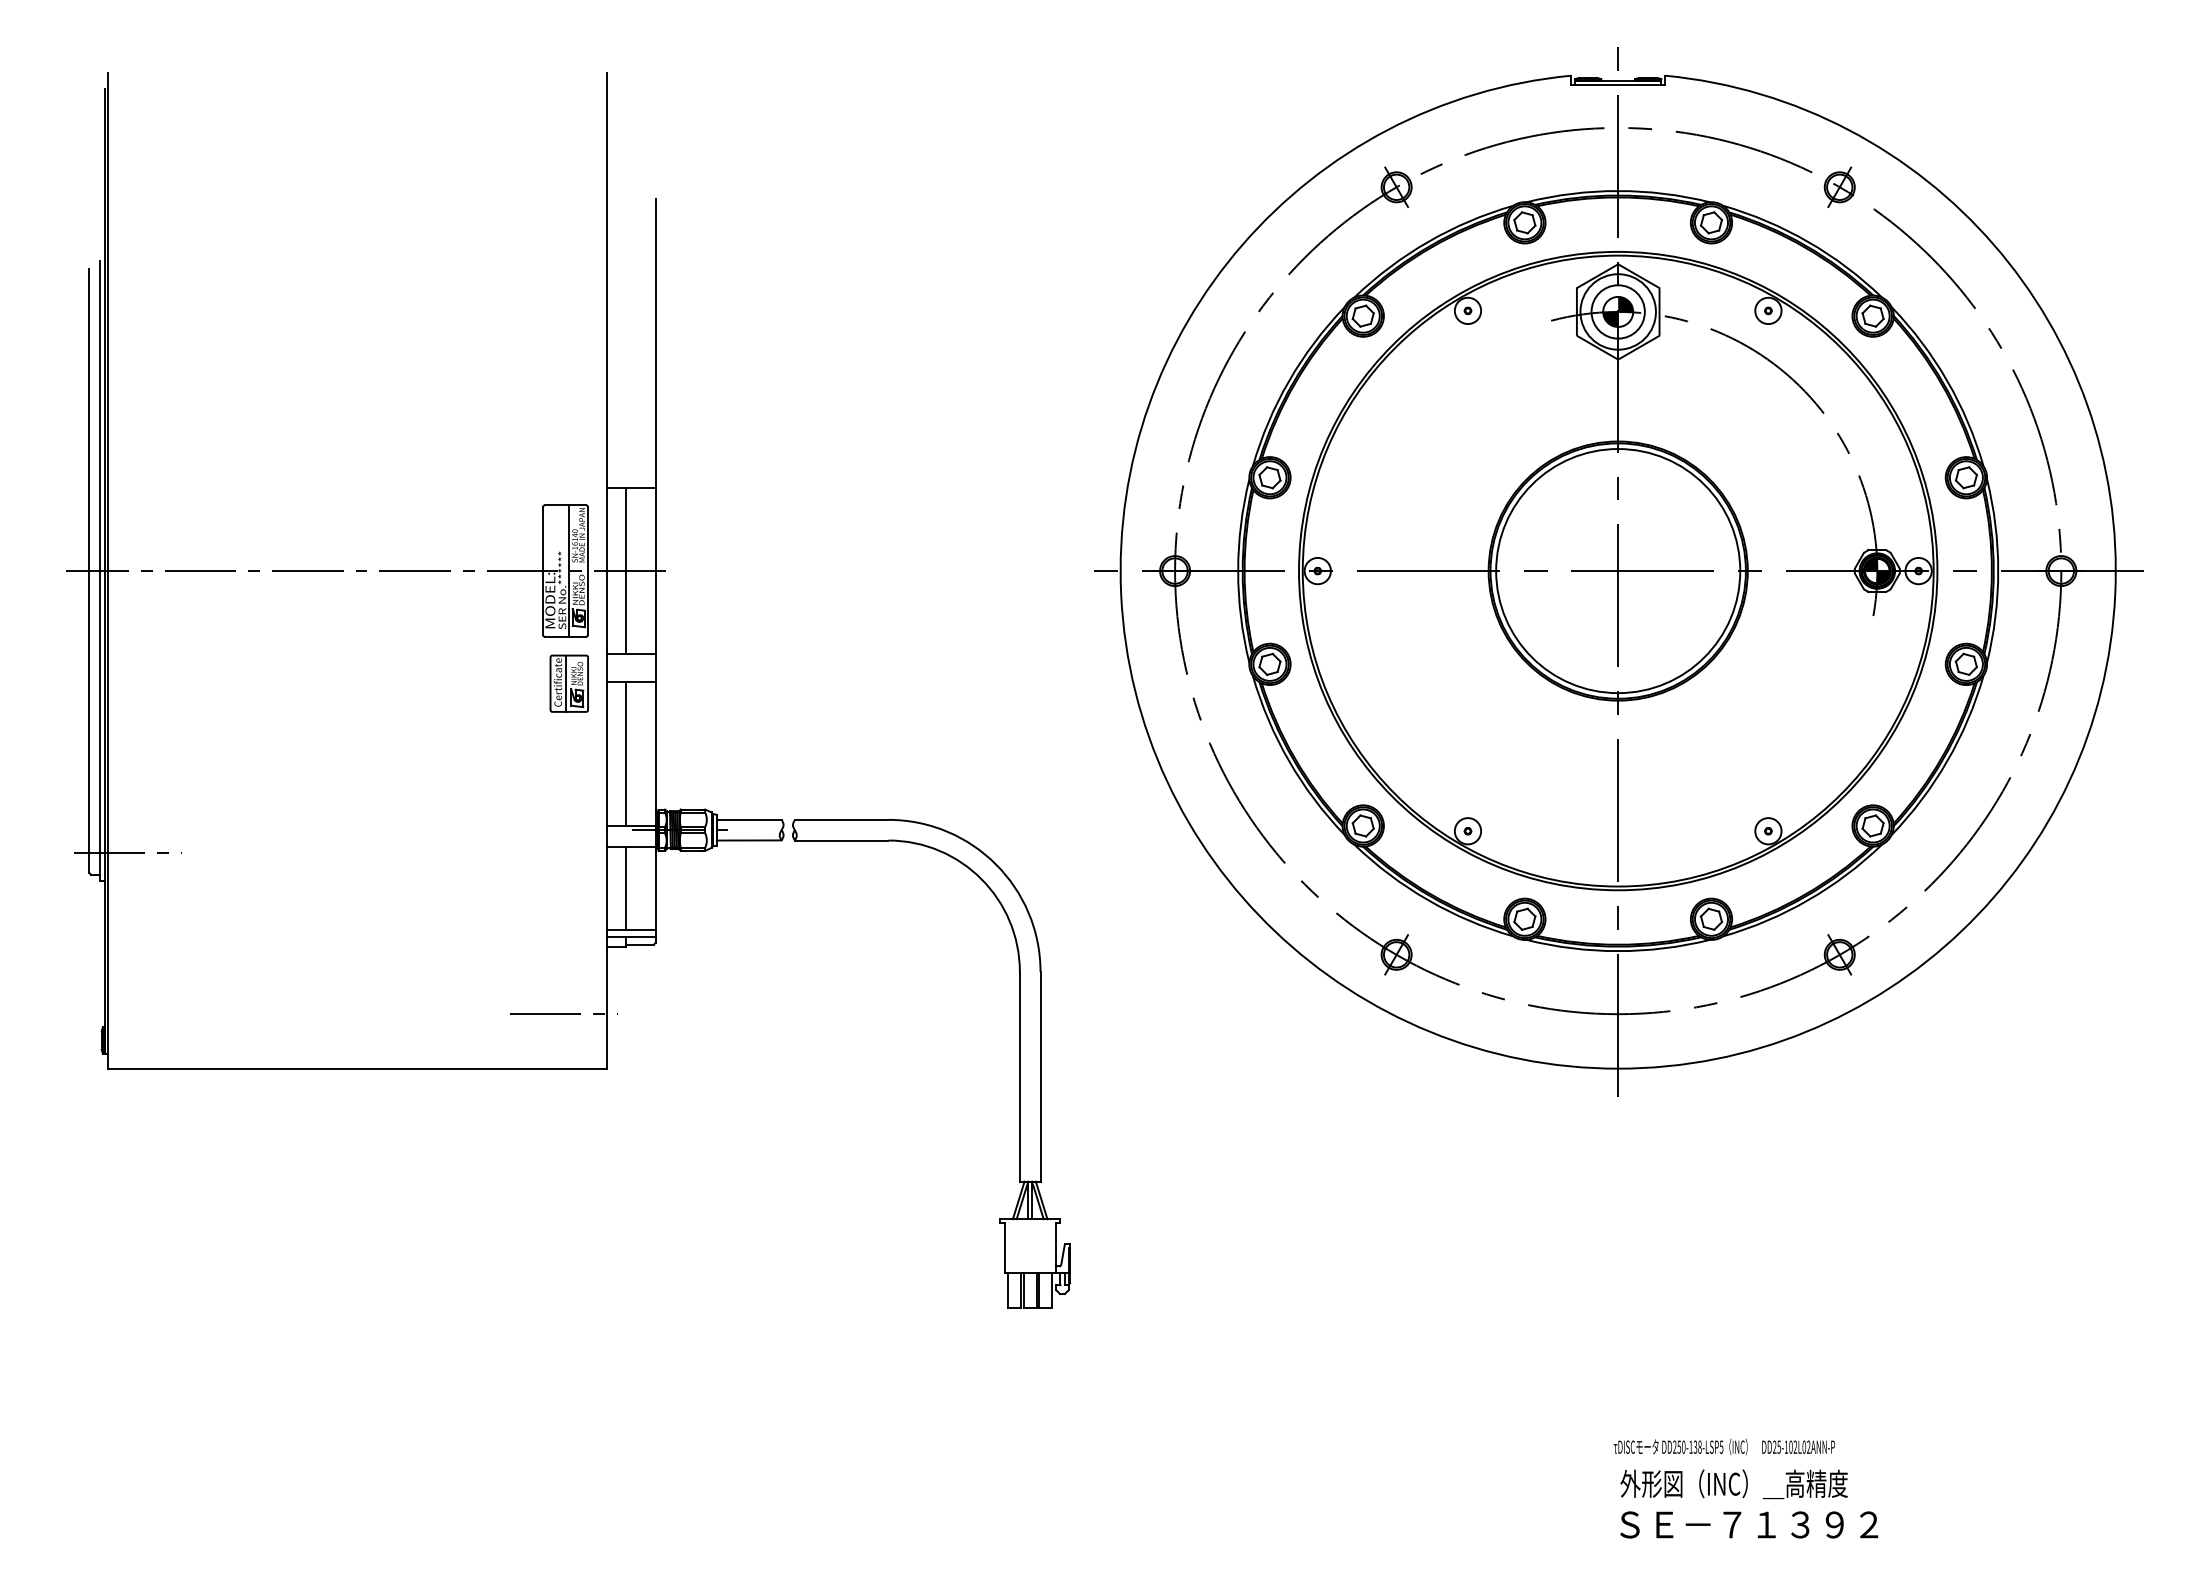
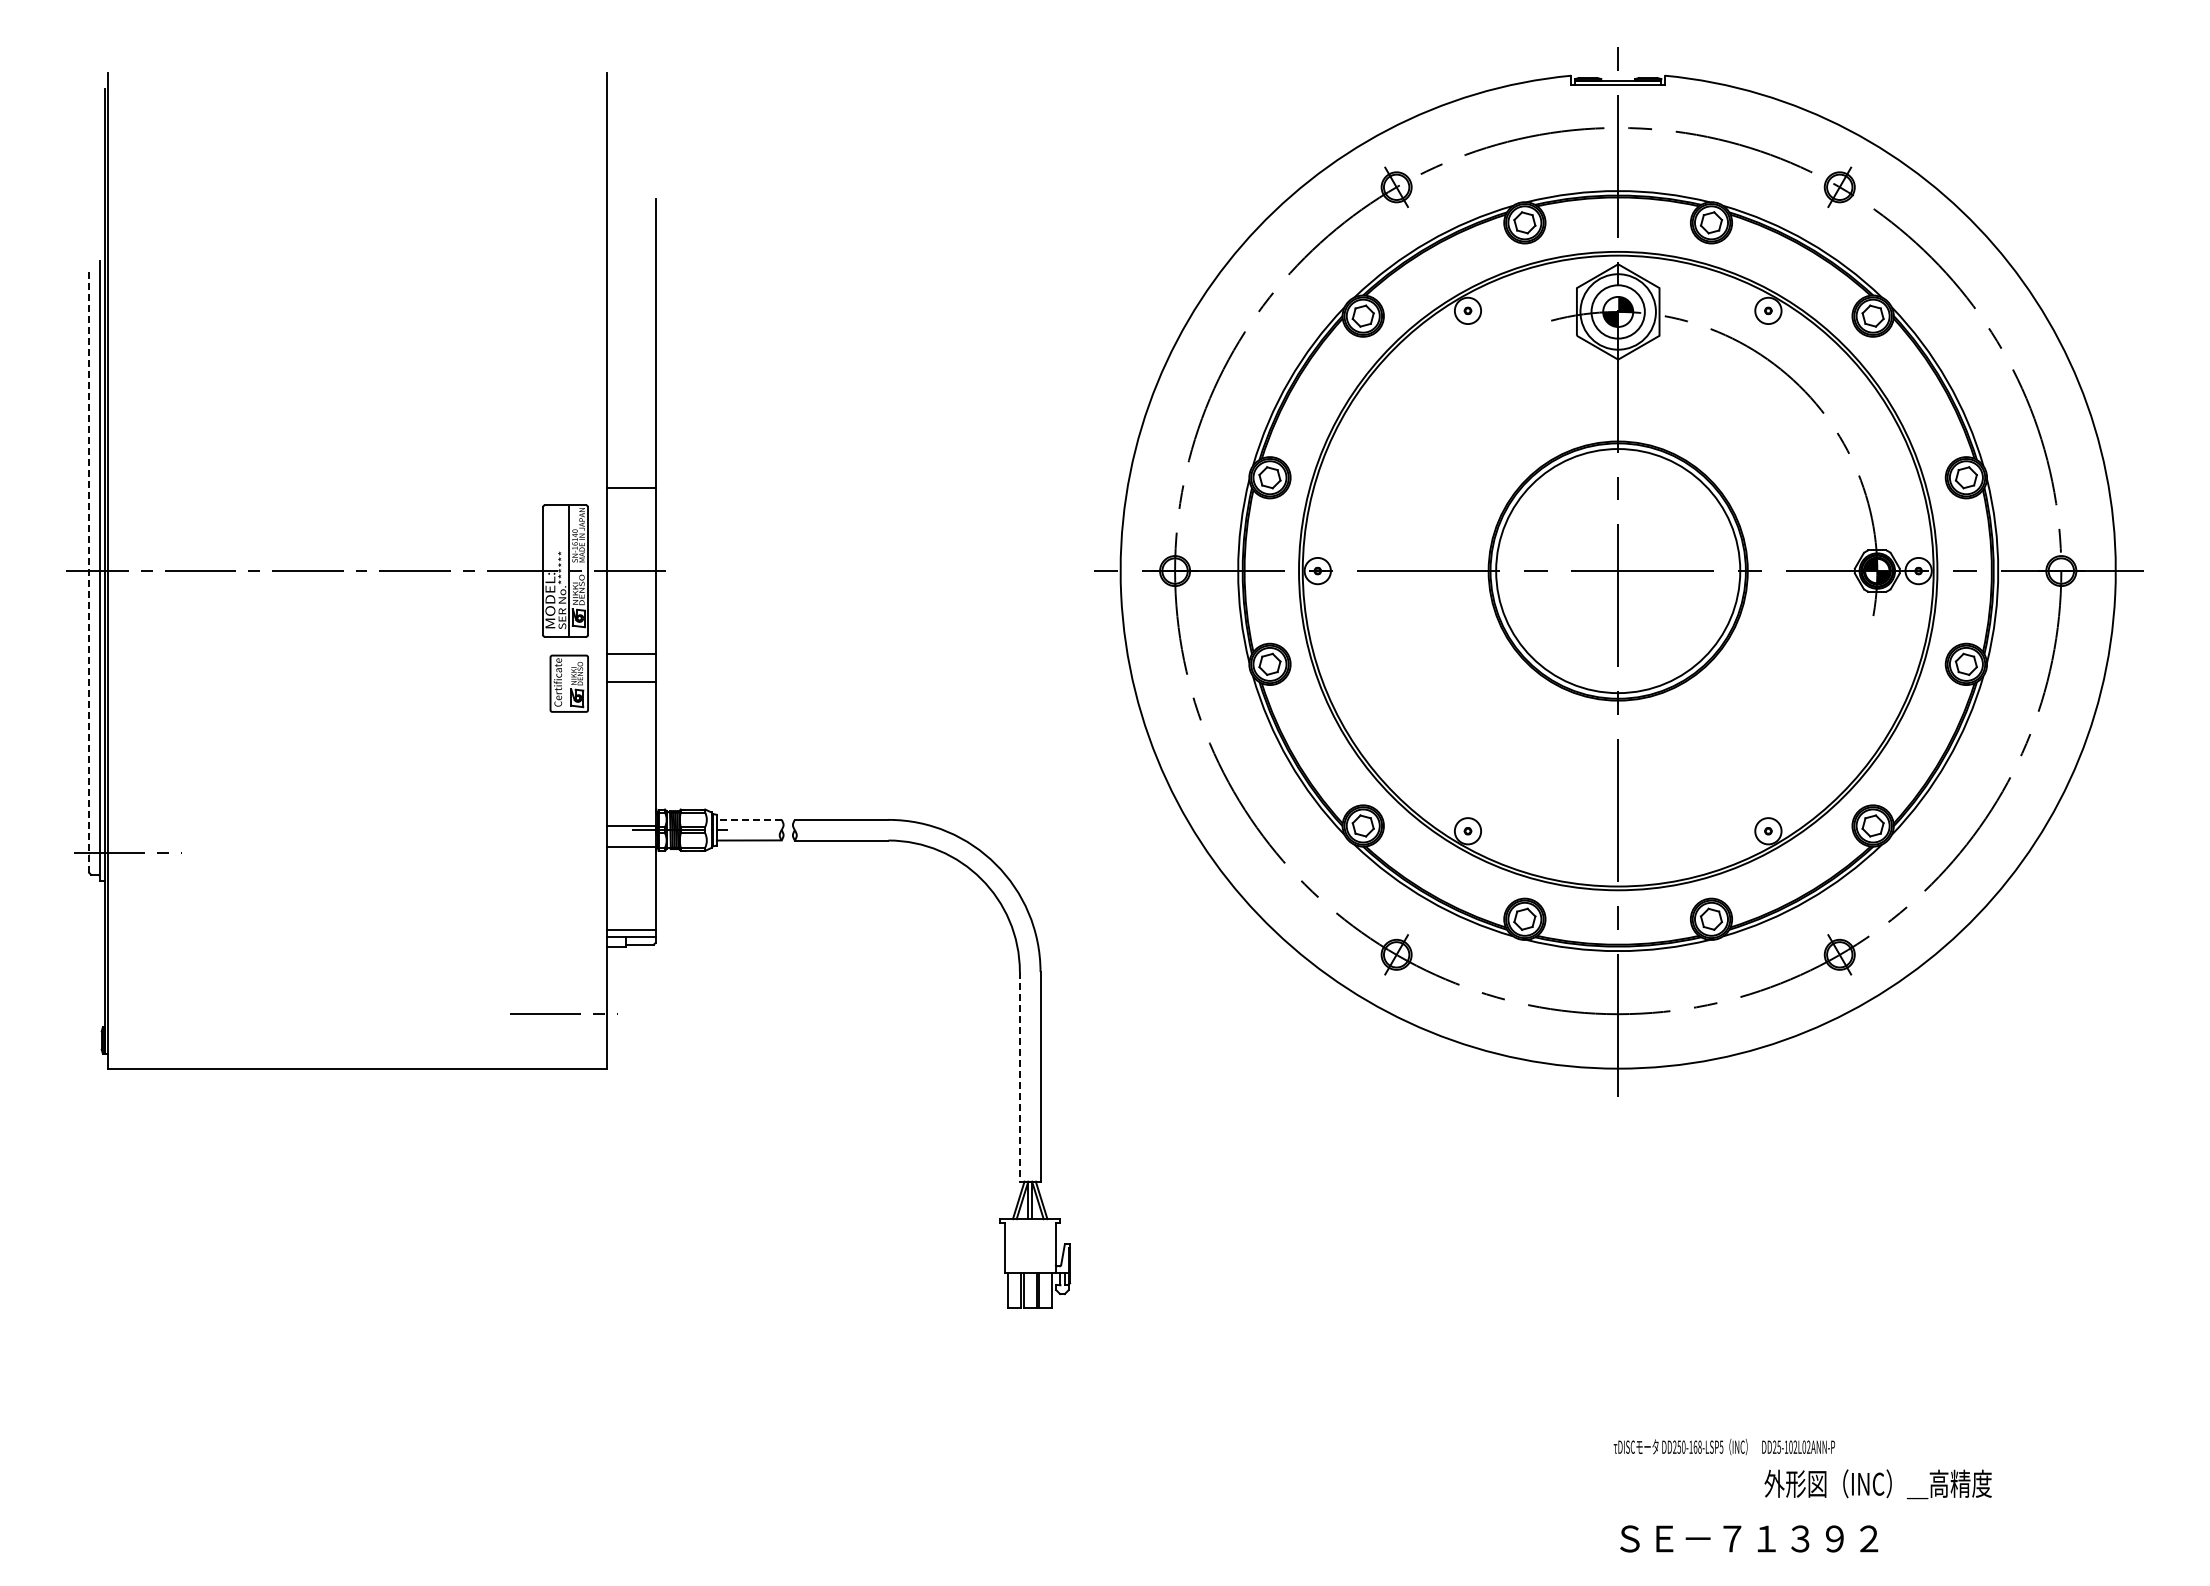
line: present -> none (625, 570)
line: solid -> dashed (89, 571)
line: present -> none (565, 683)
line: present -> none (625, 754)
line: solid -> dashed (748, 819)
line: present -> none (625, 887)
line: solid -> dashed (1019, 1076)
text: DD250-138-LSP5 -> DD250-168-LSP5 (1695, 1446)
text position: (1733, 1484) -> (1877, 1484) (1877, 1484)
text position: (1749, 1524) -> (1749, 1538) (1749, 1538)
